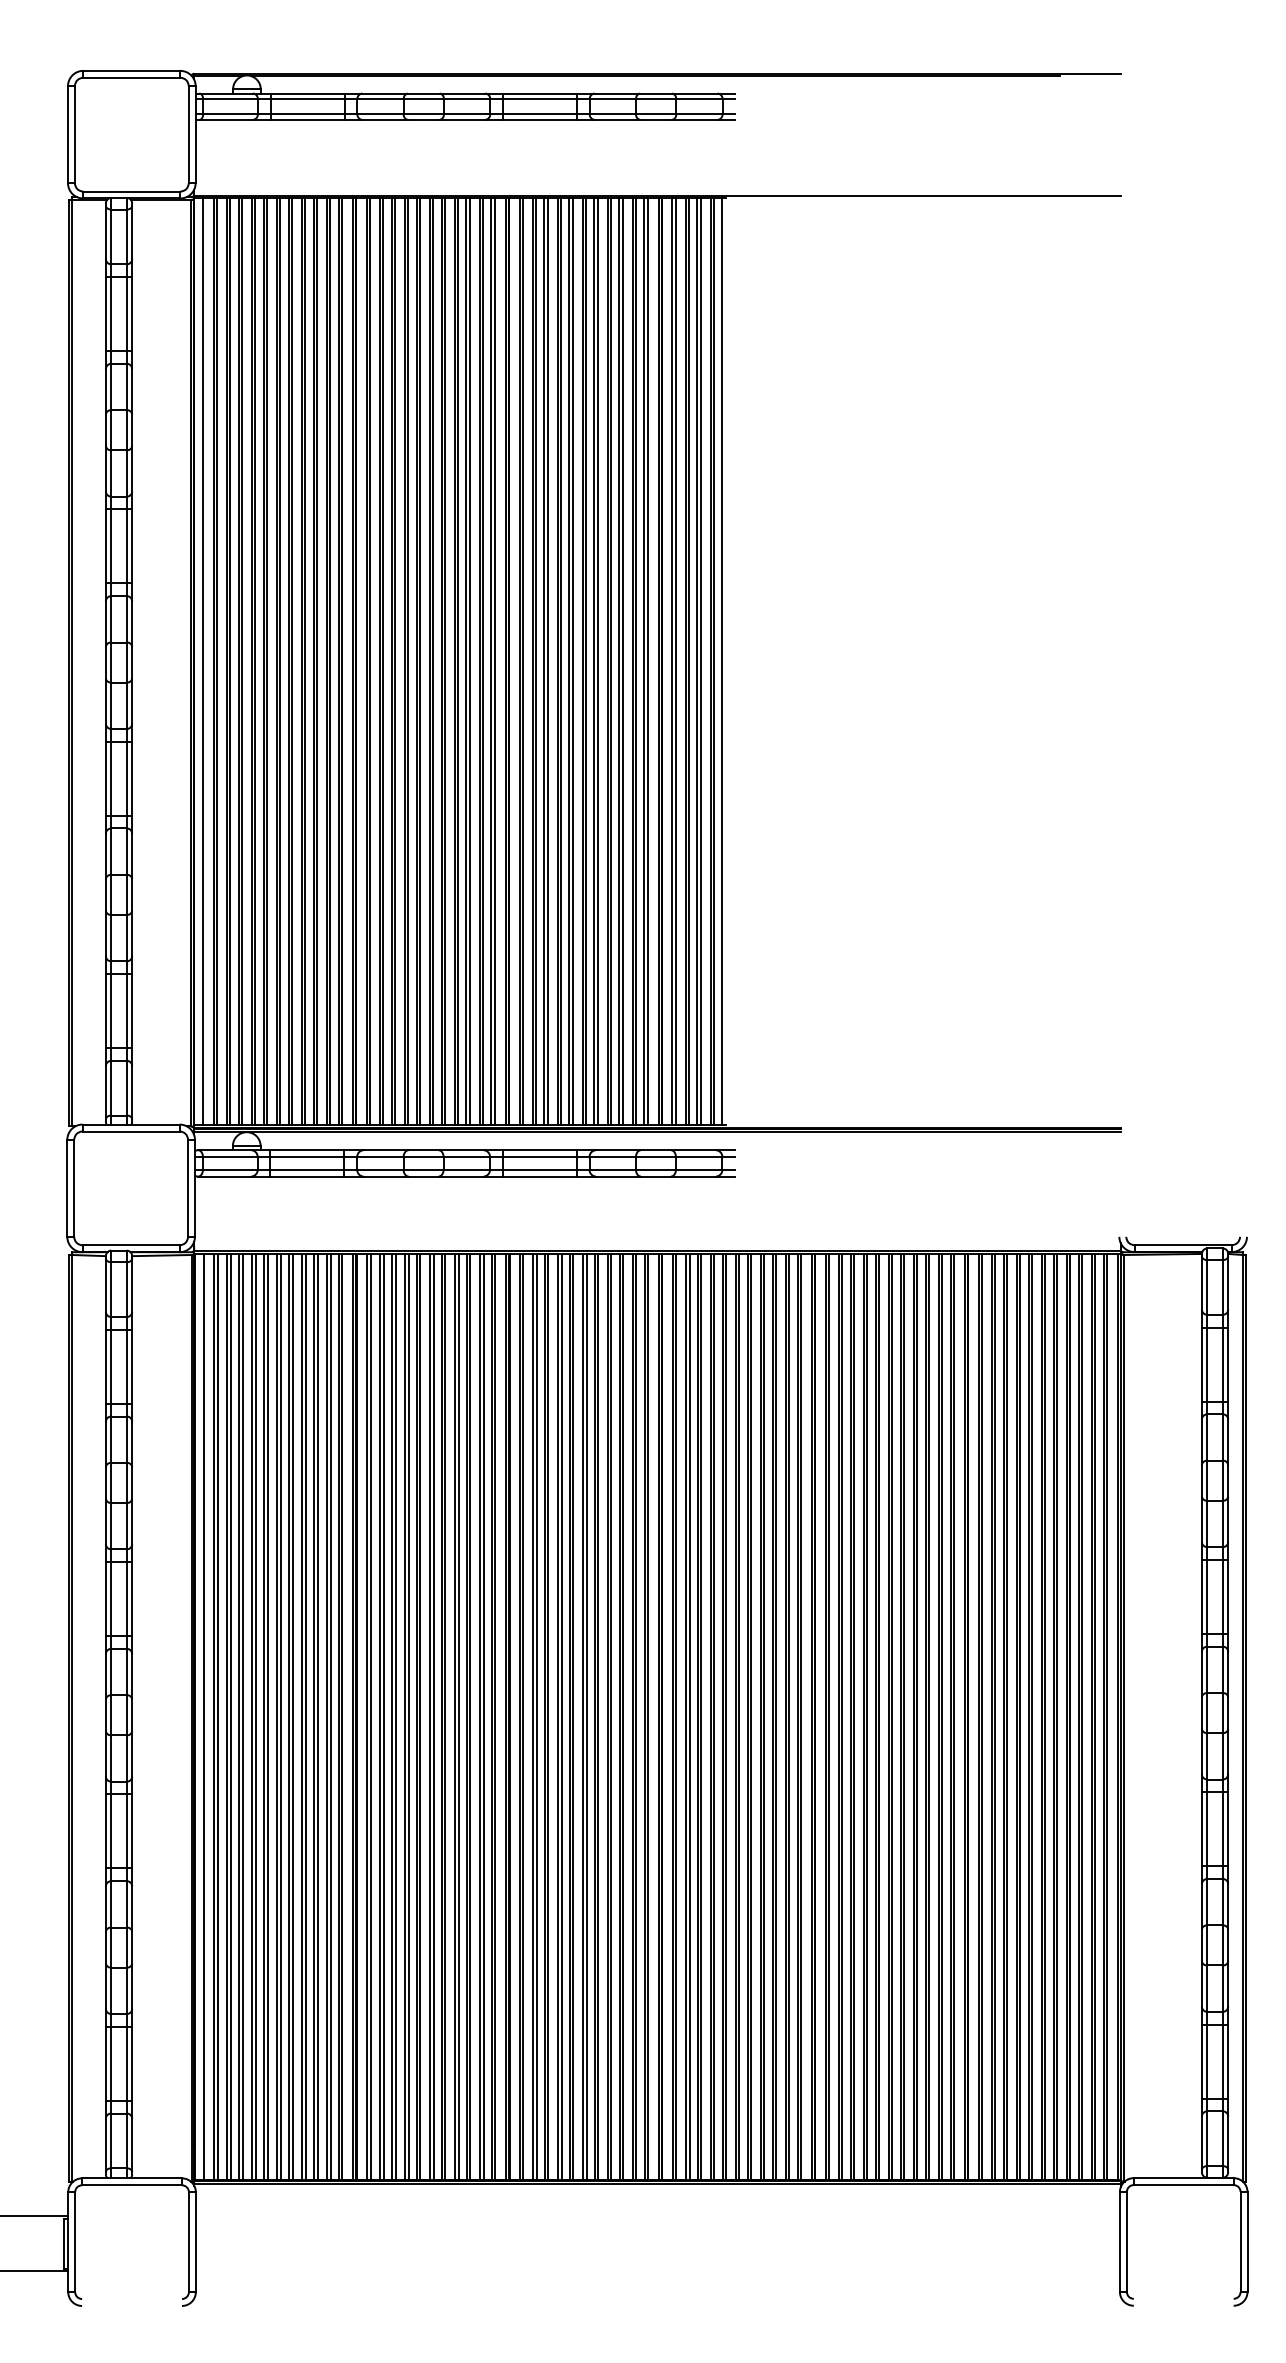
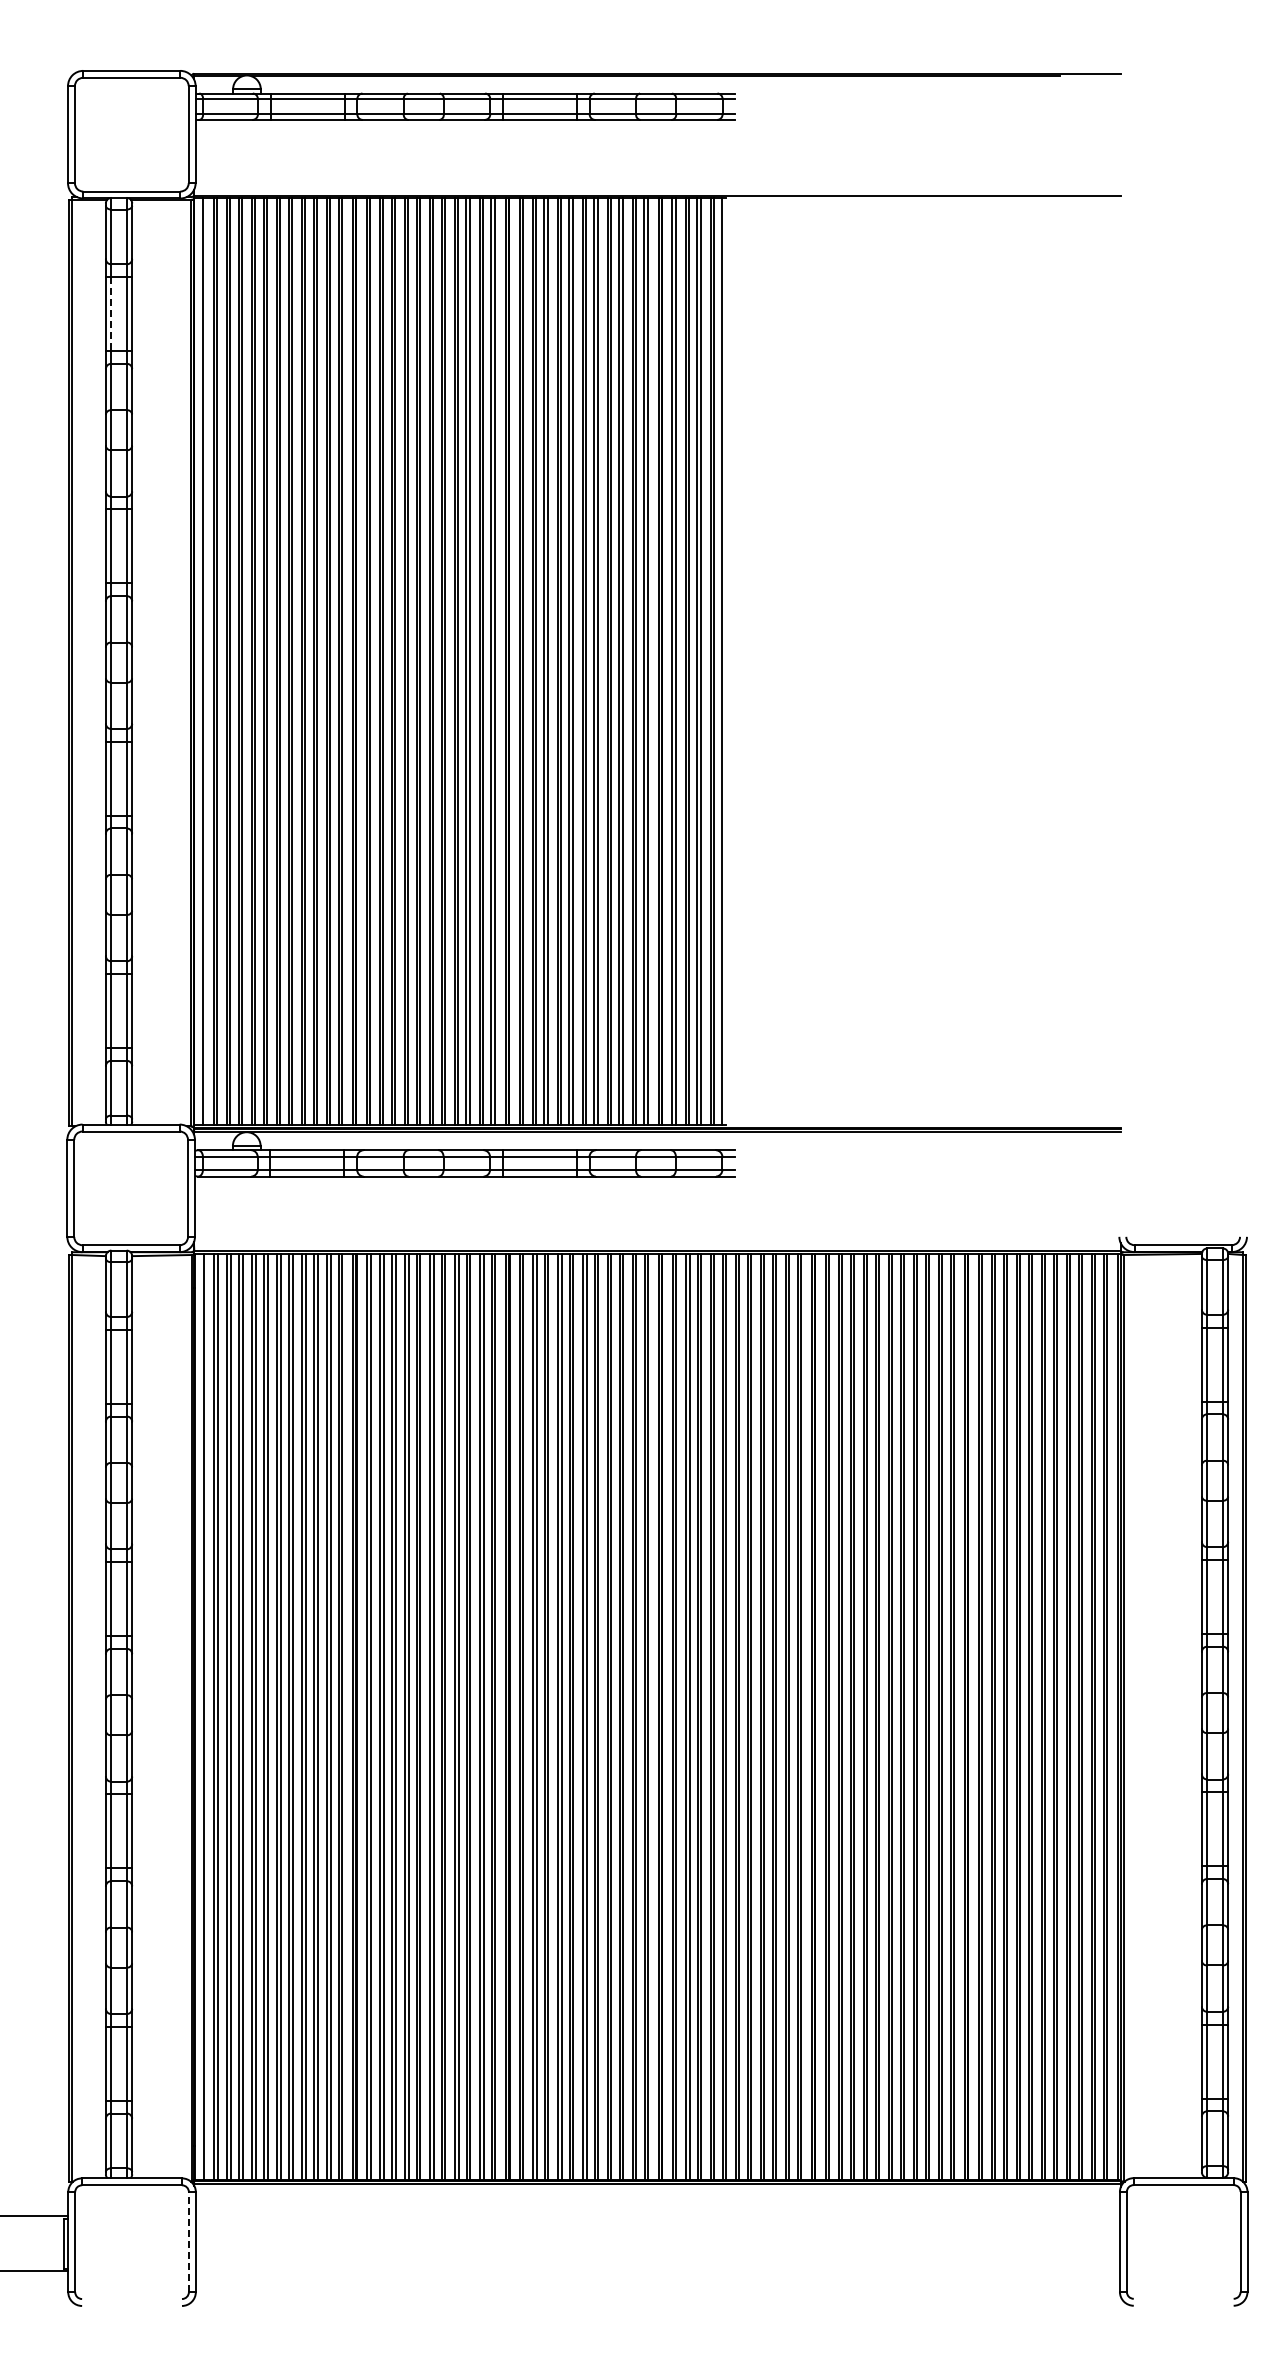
line: solid -> dashed (111, 314)
line: solid -> dashed (188, 2242)
